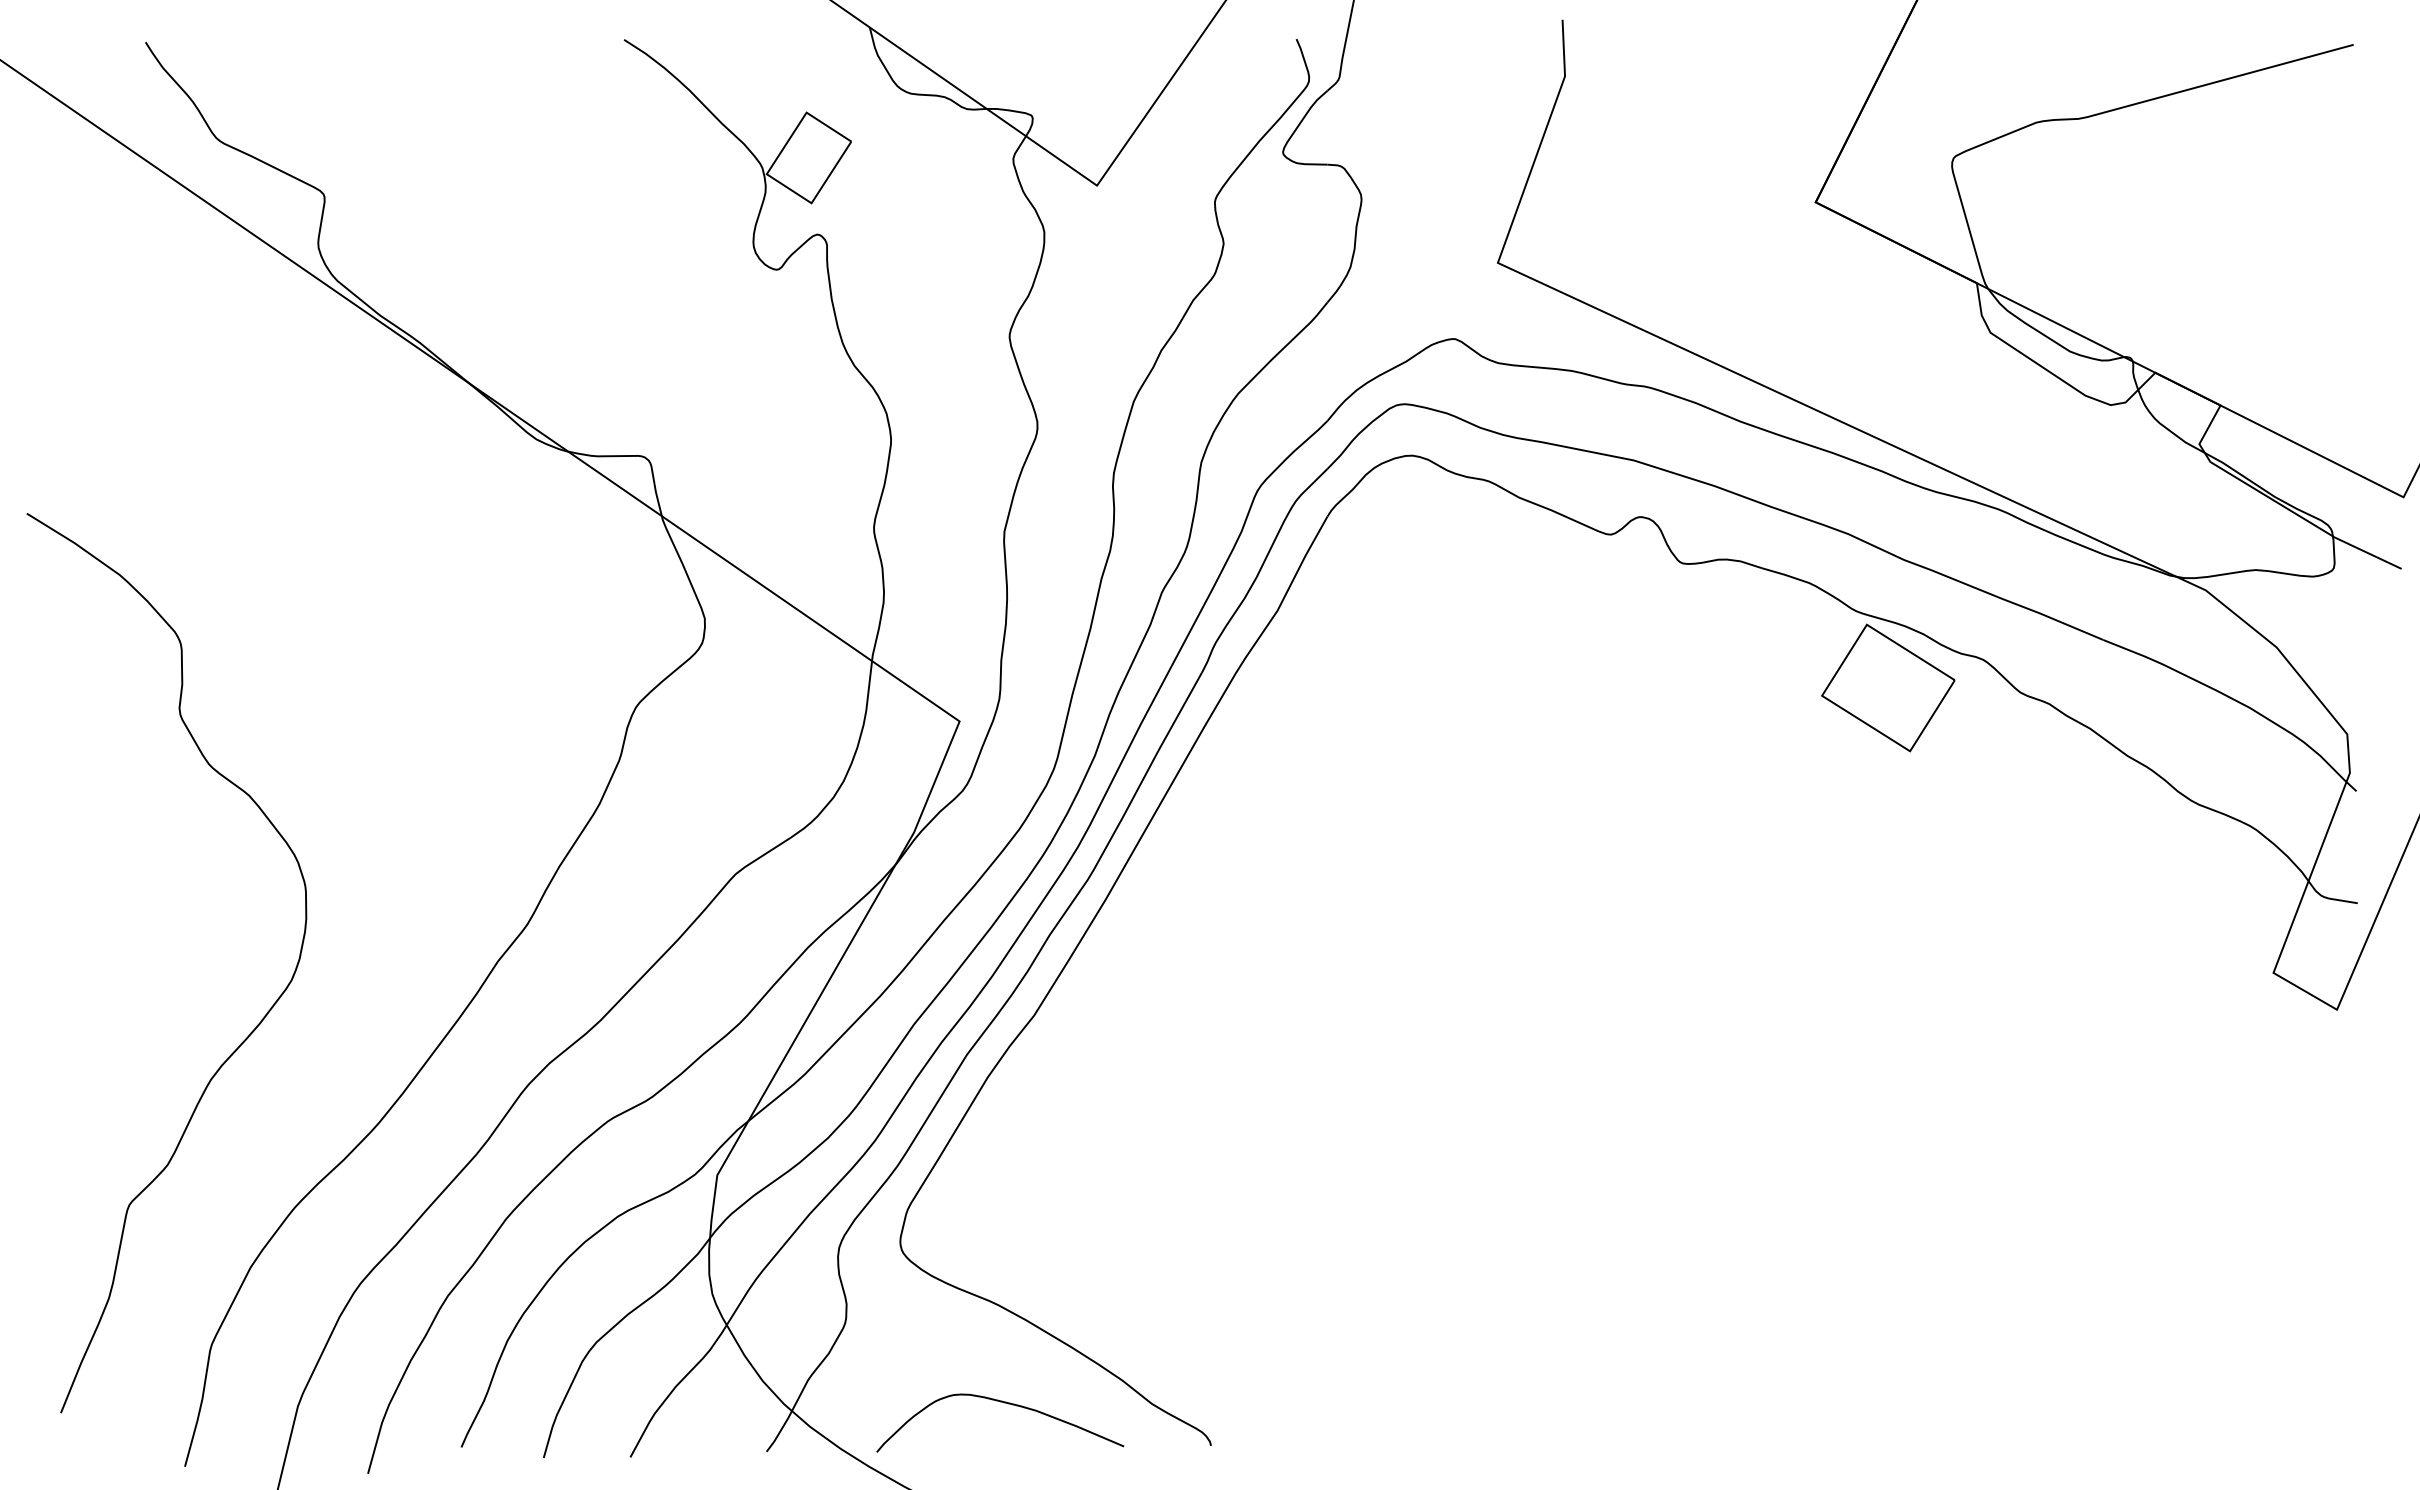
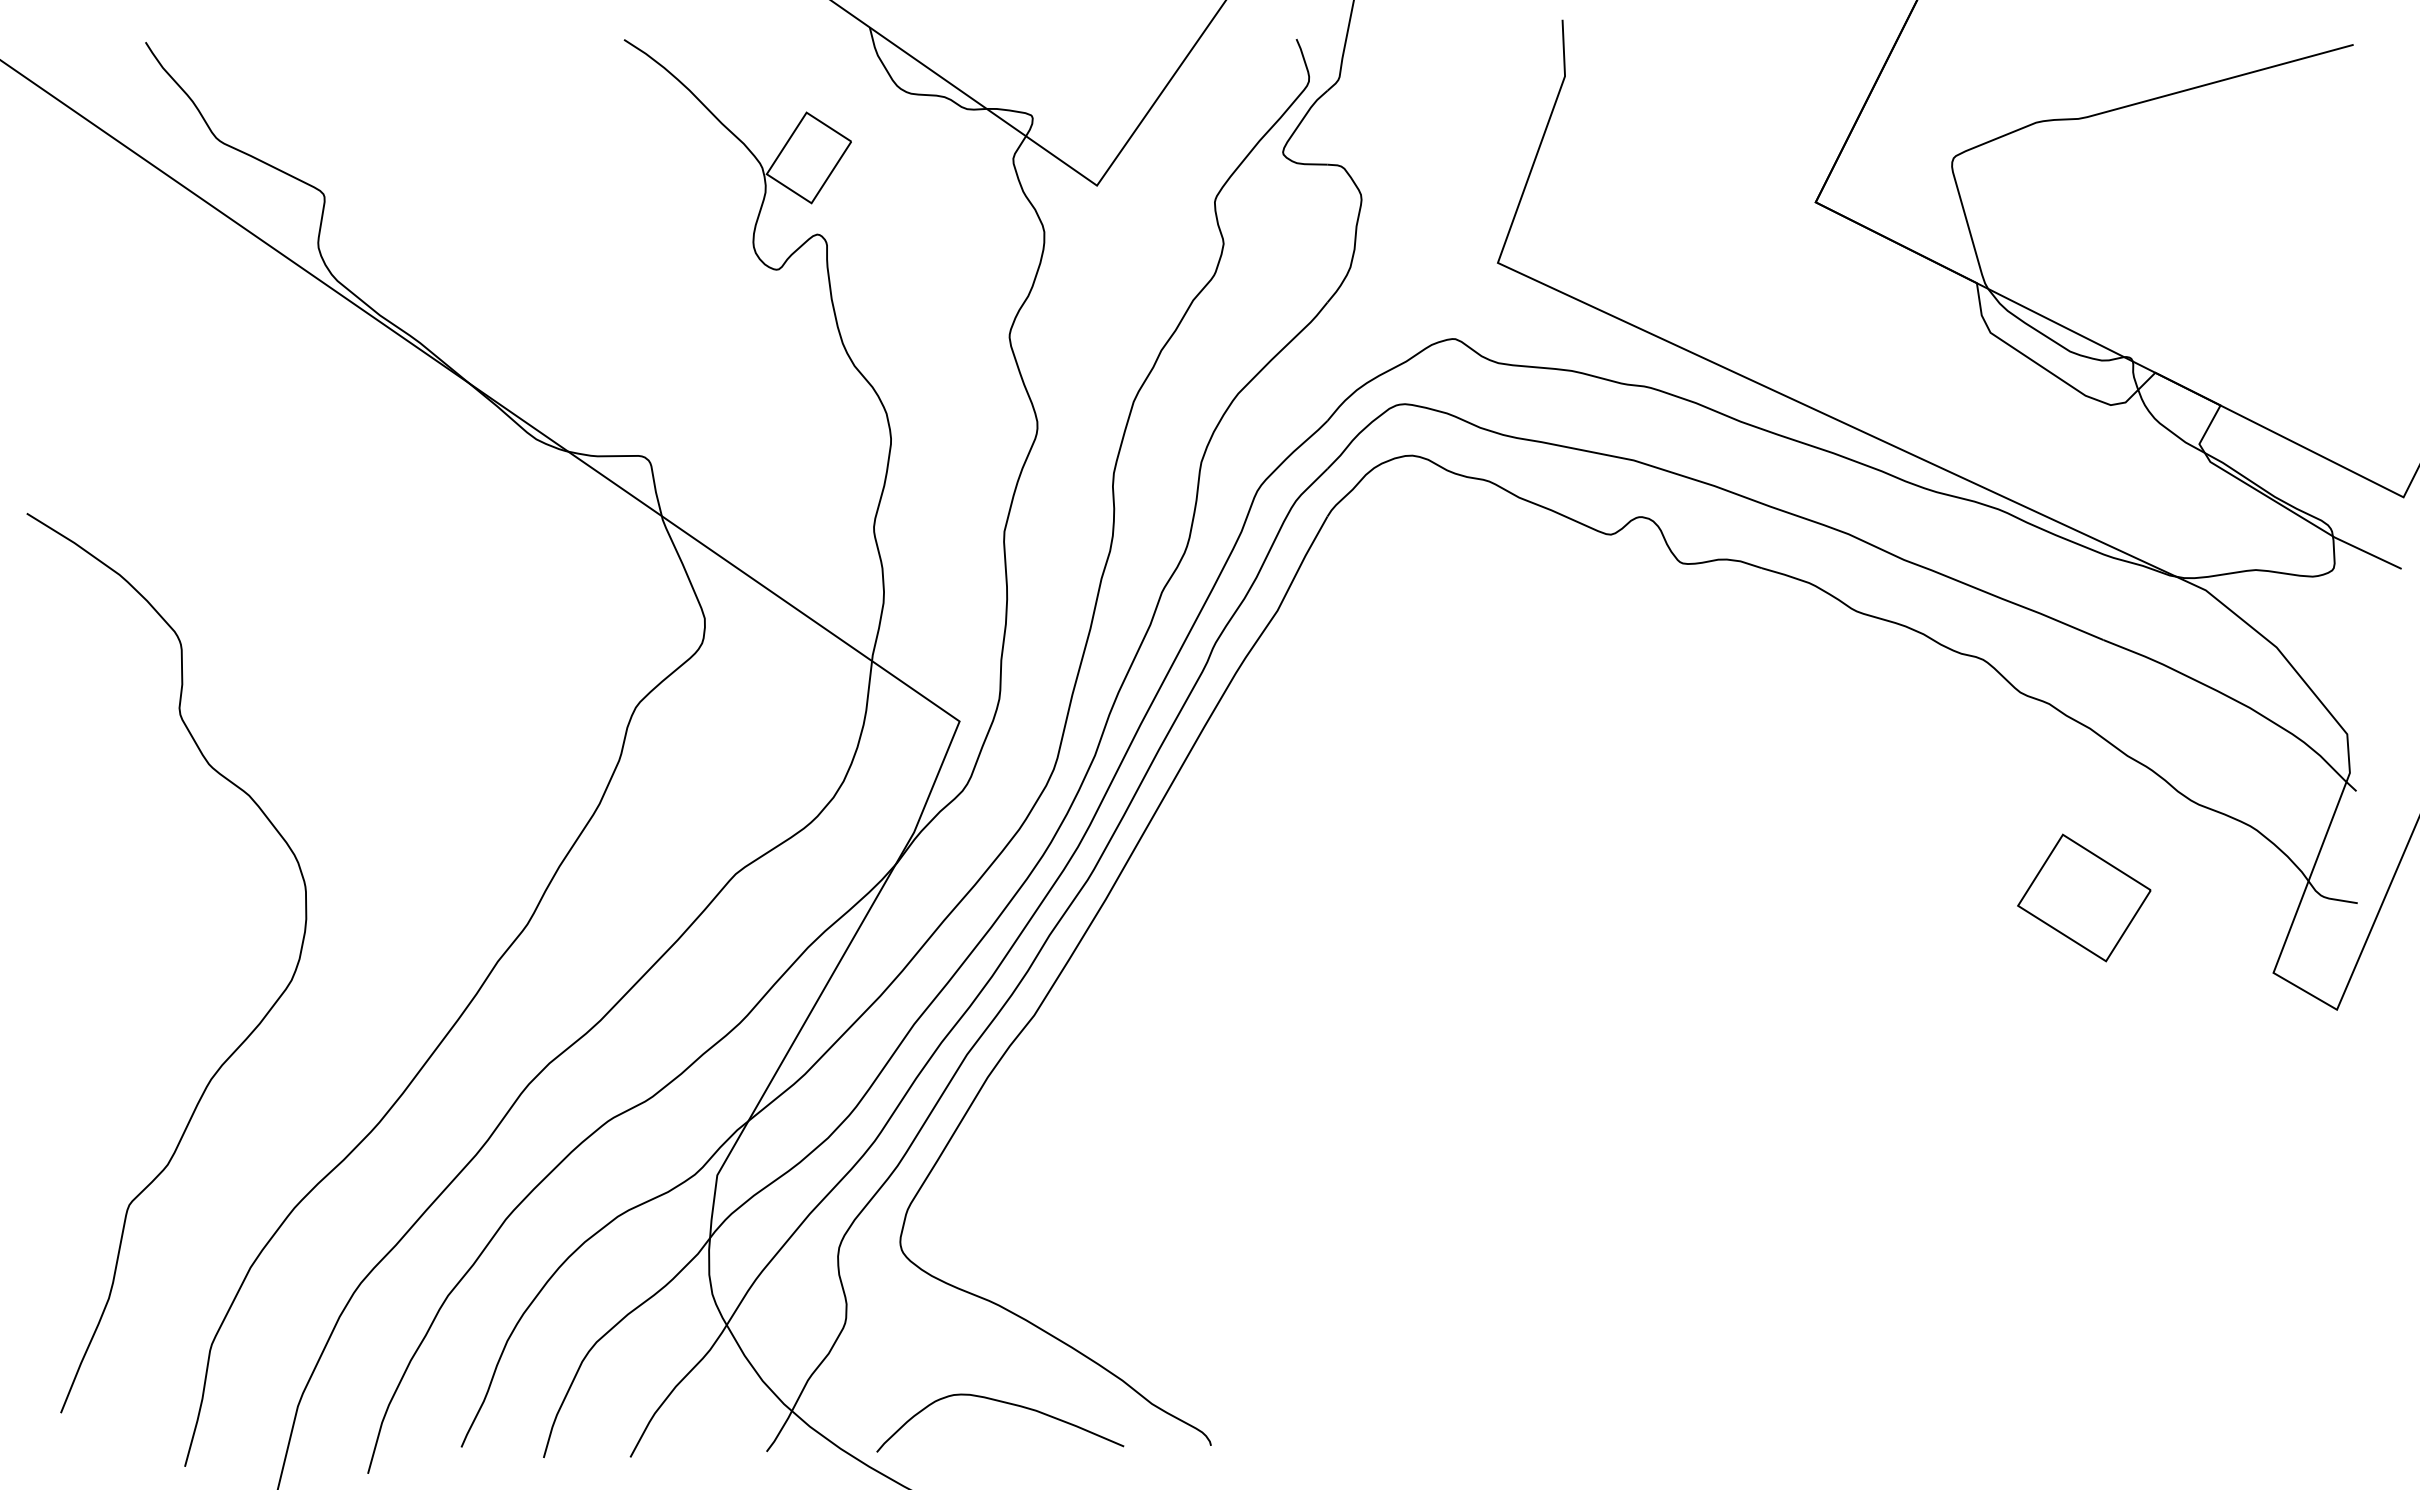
part position: (1888, 687) -> (2084, 897) (2084, 897)
